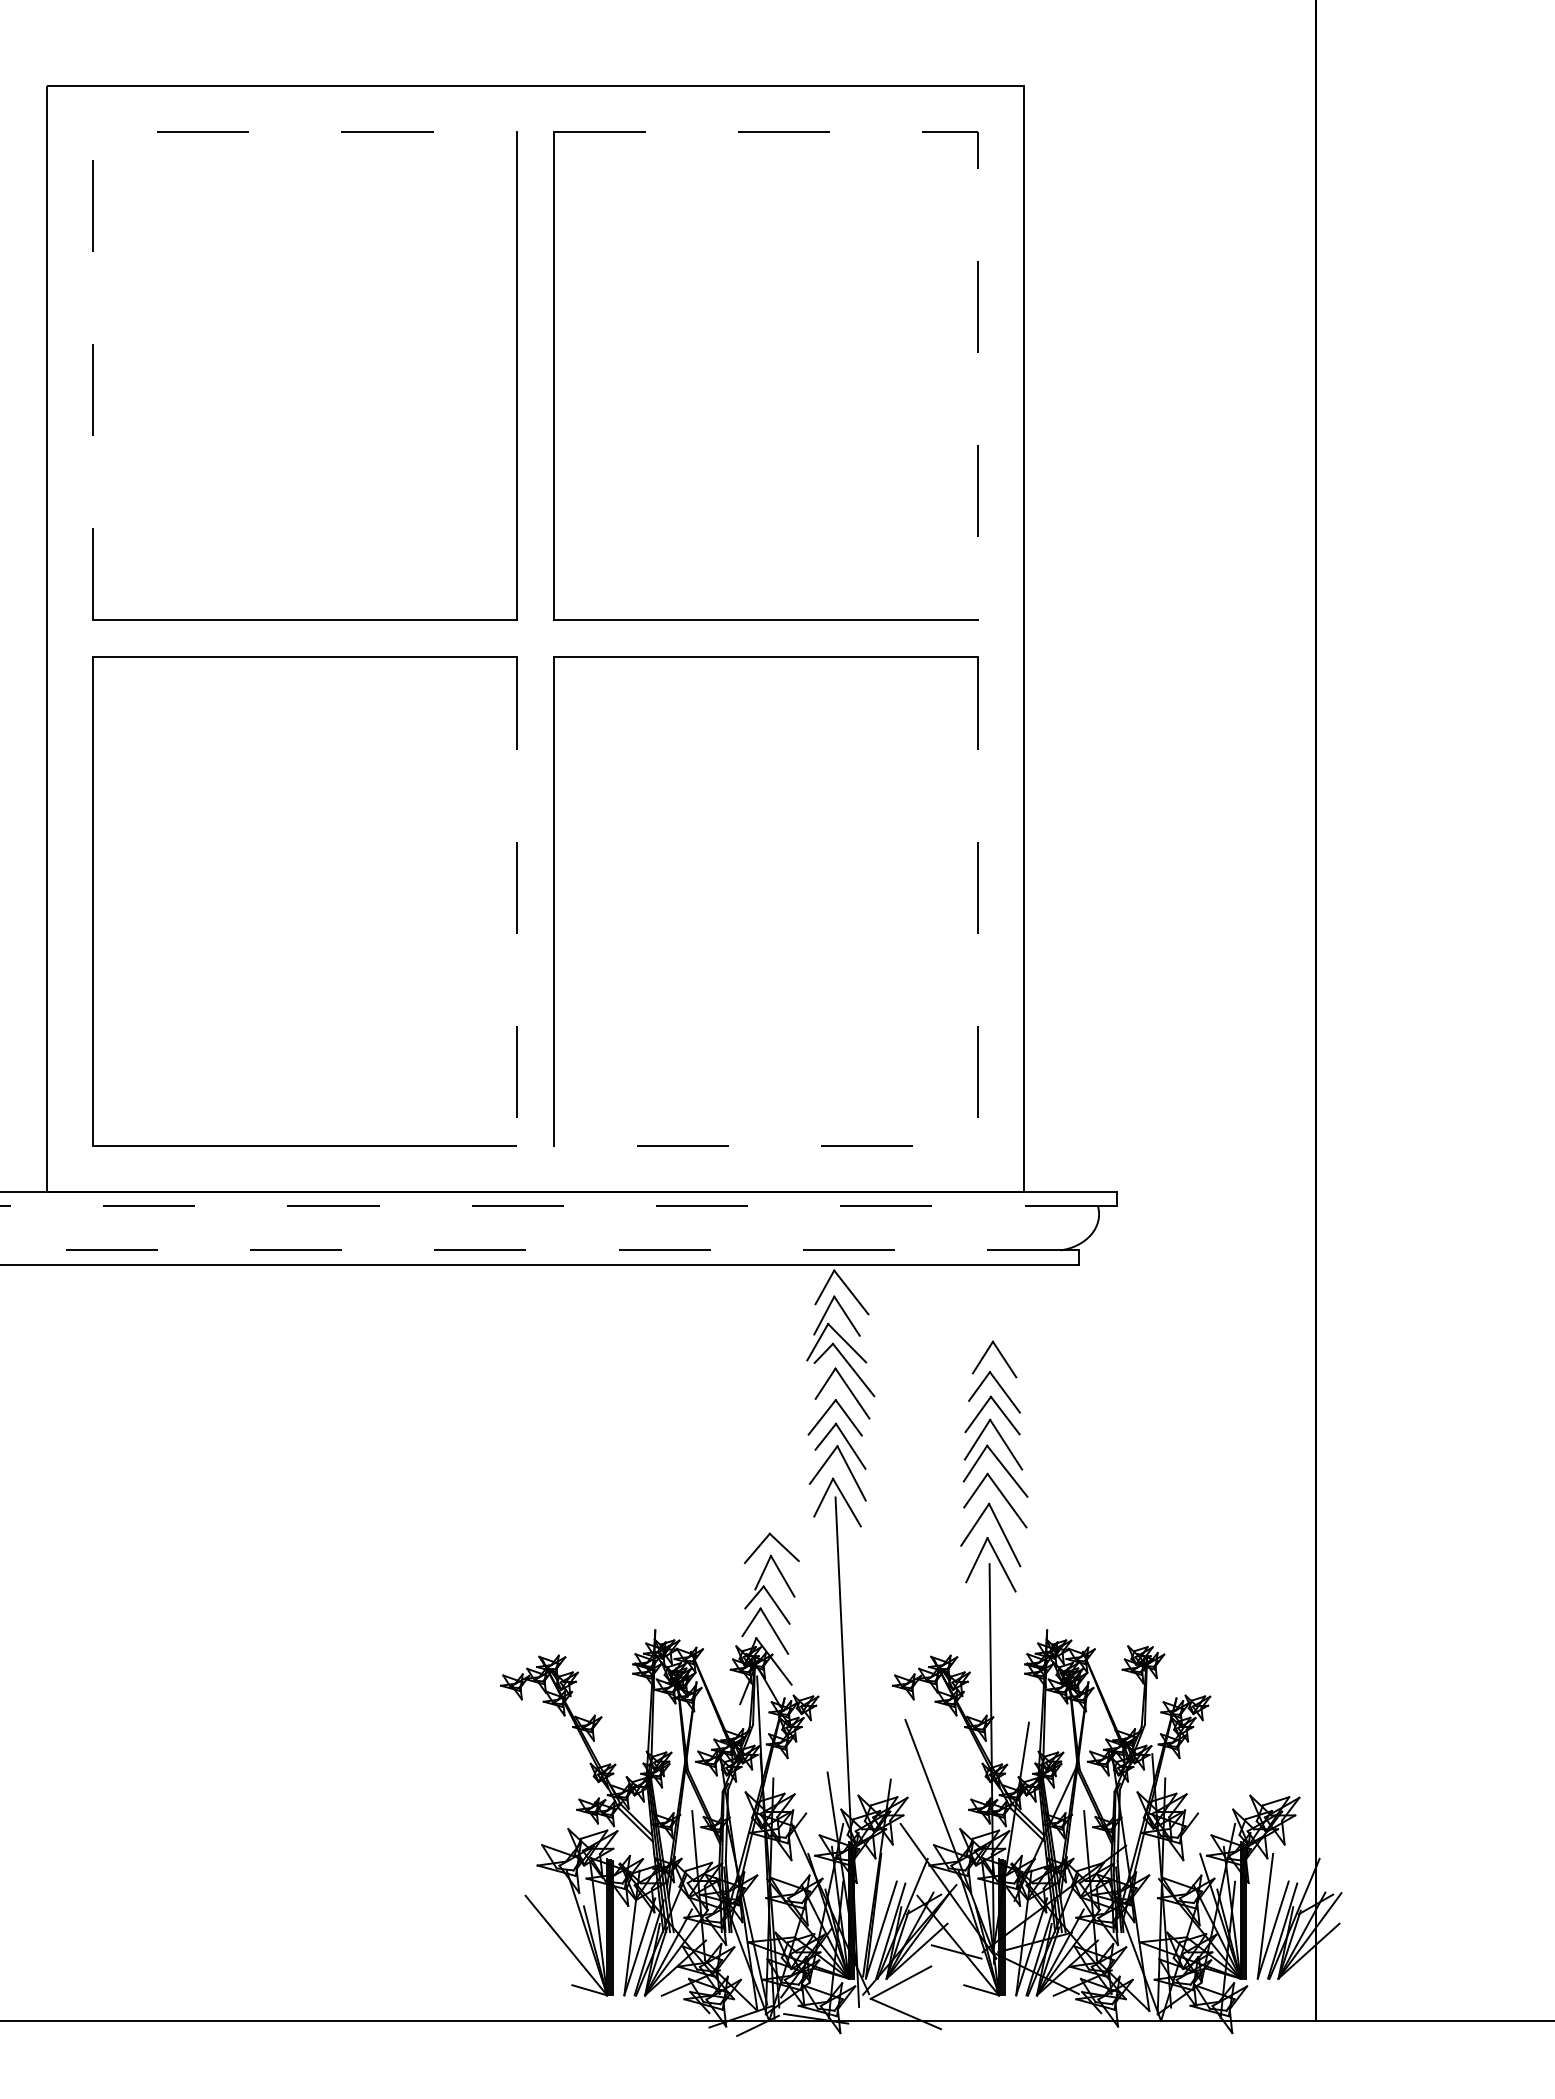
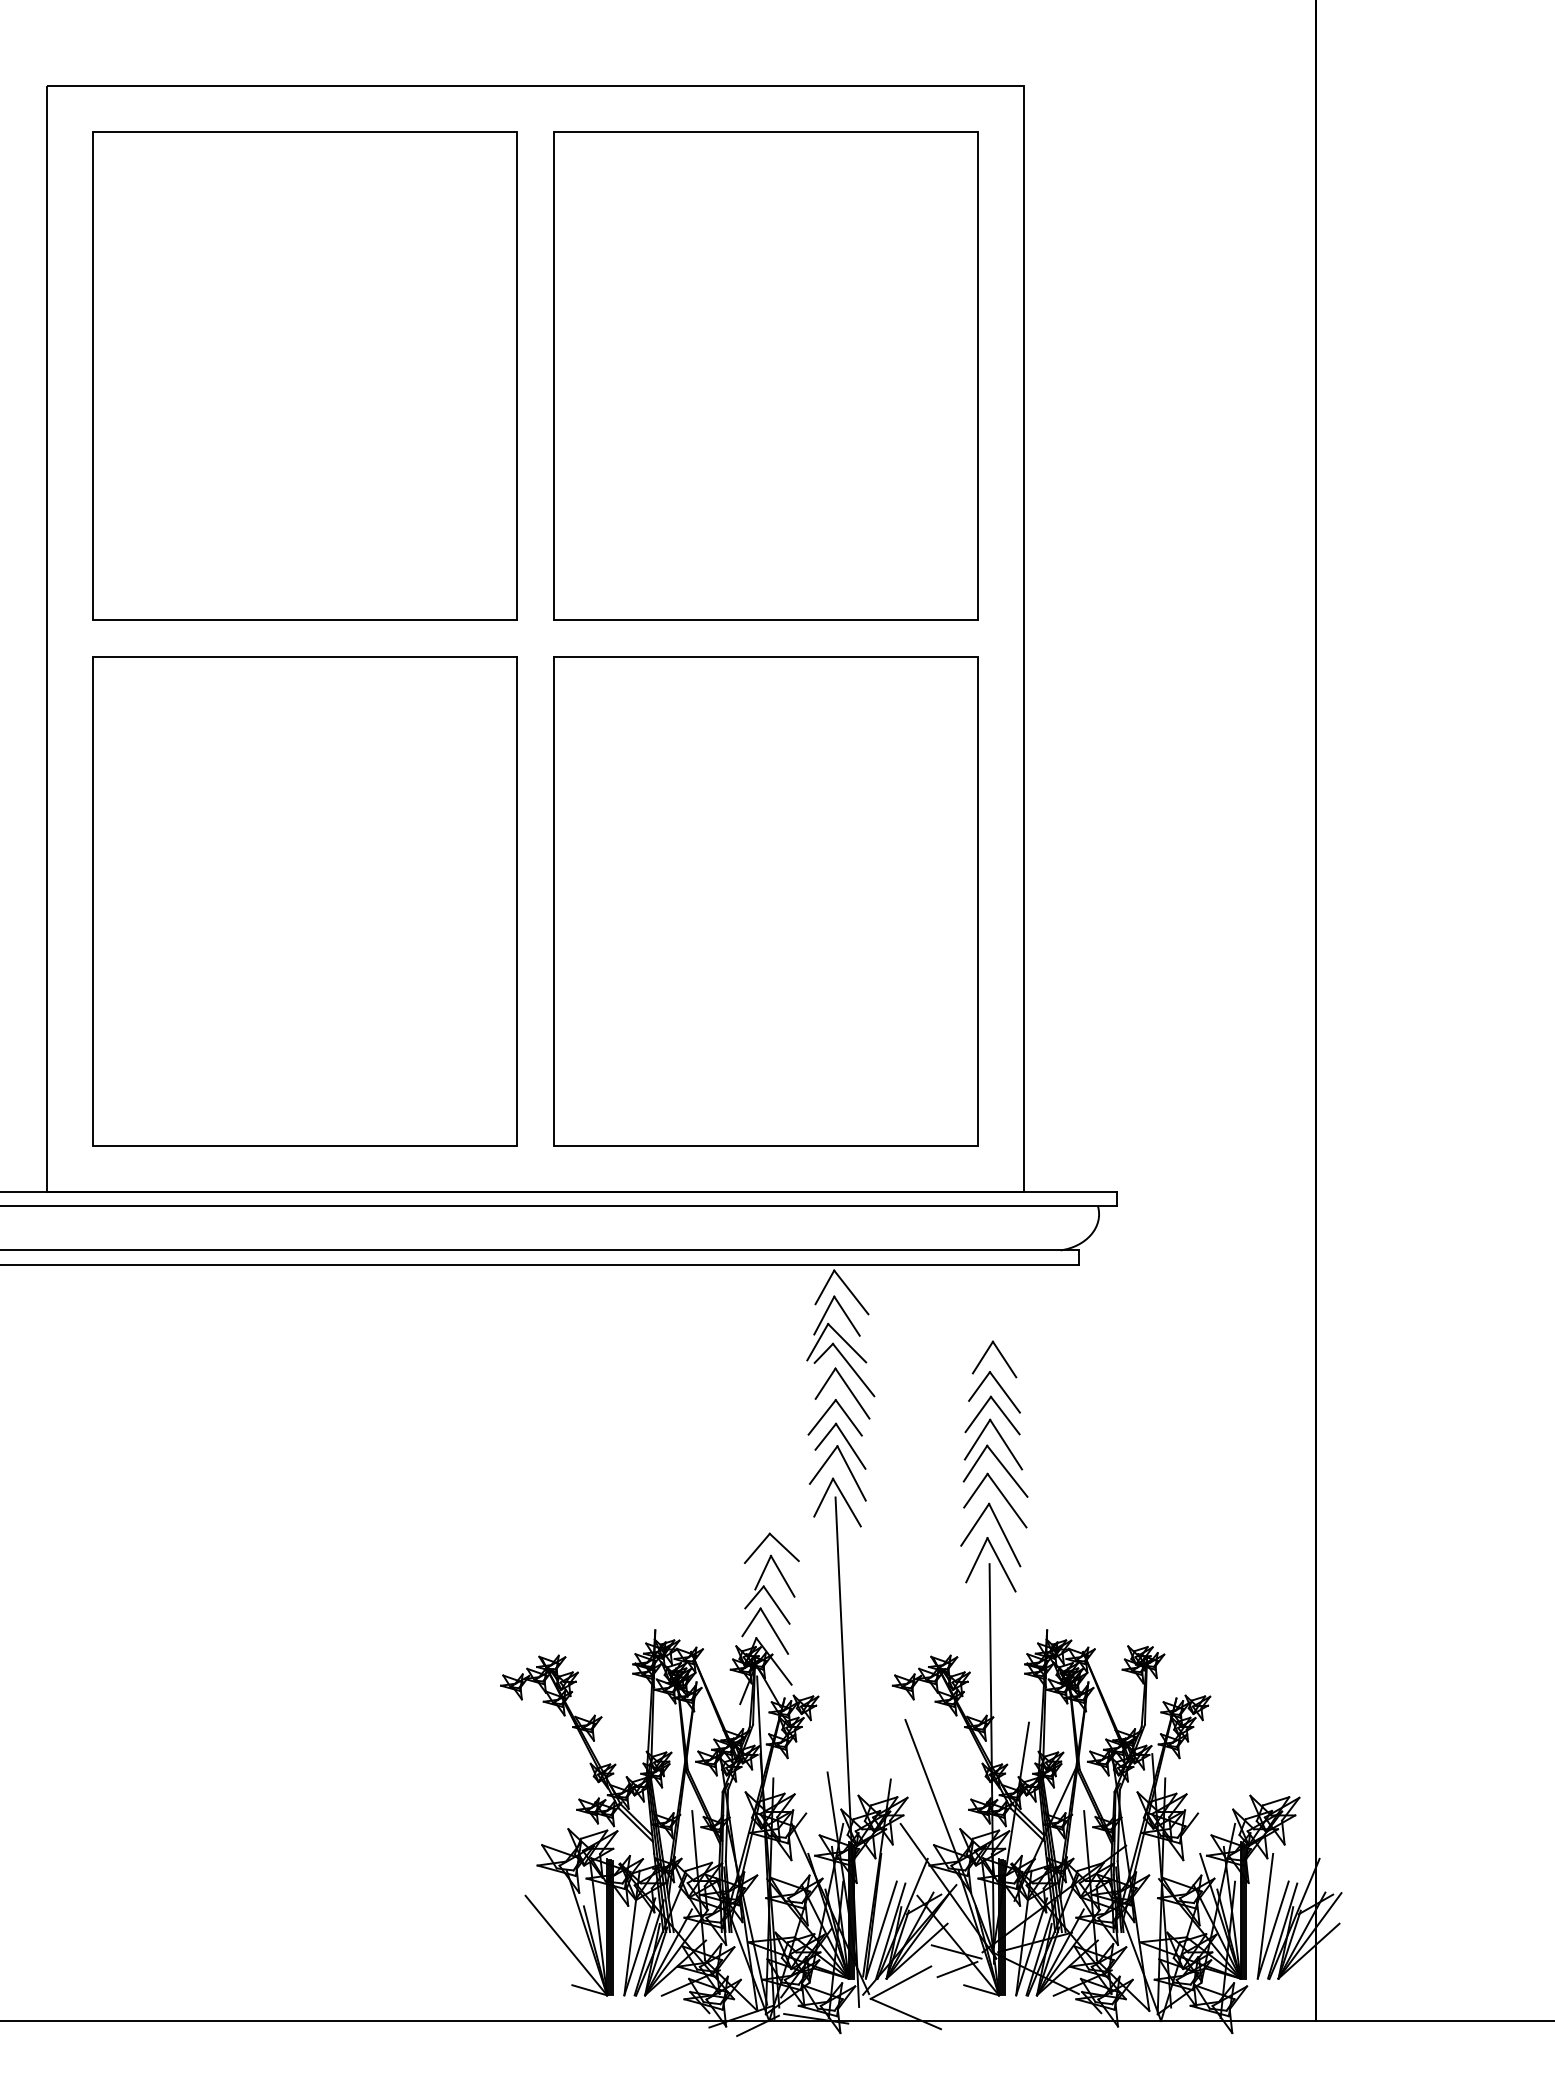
line: dashed -> solid (92, 163)
line: dashed -> solid (977, 164)
line: dashed -> solid (516, 902)
line: dashed -> solid (977, 1114)
line: dashed -> solid (558, 1206)
line: dashed -> solid (539, 1250)
line: none -> present (957, 1969)
